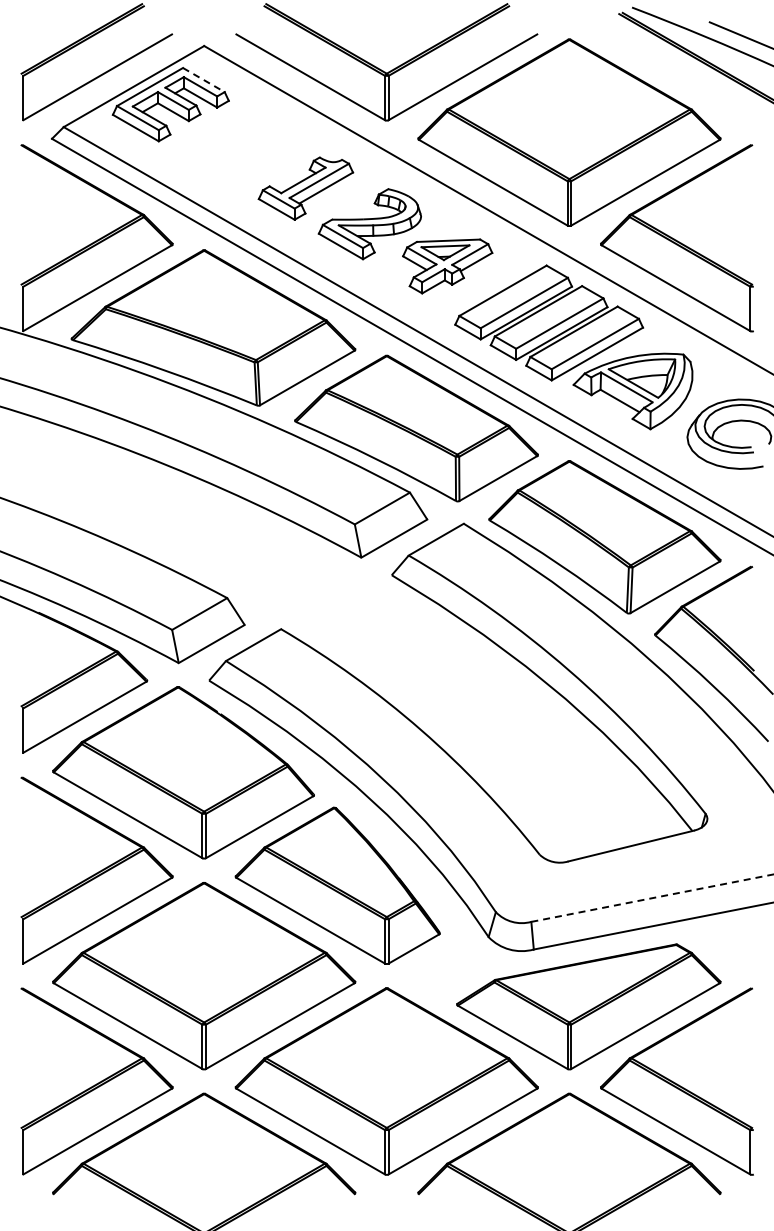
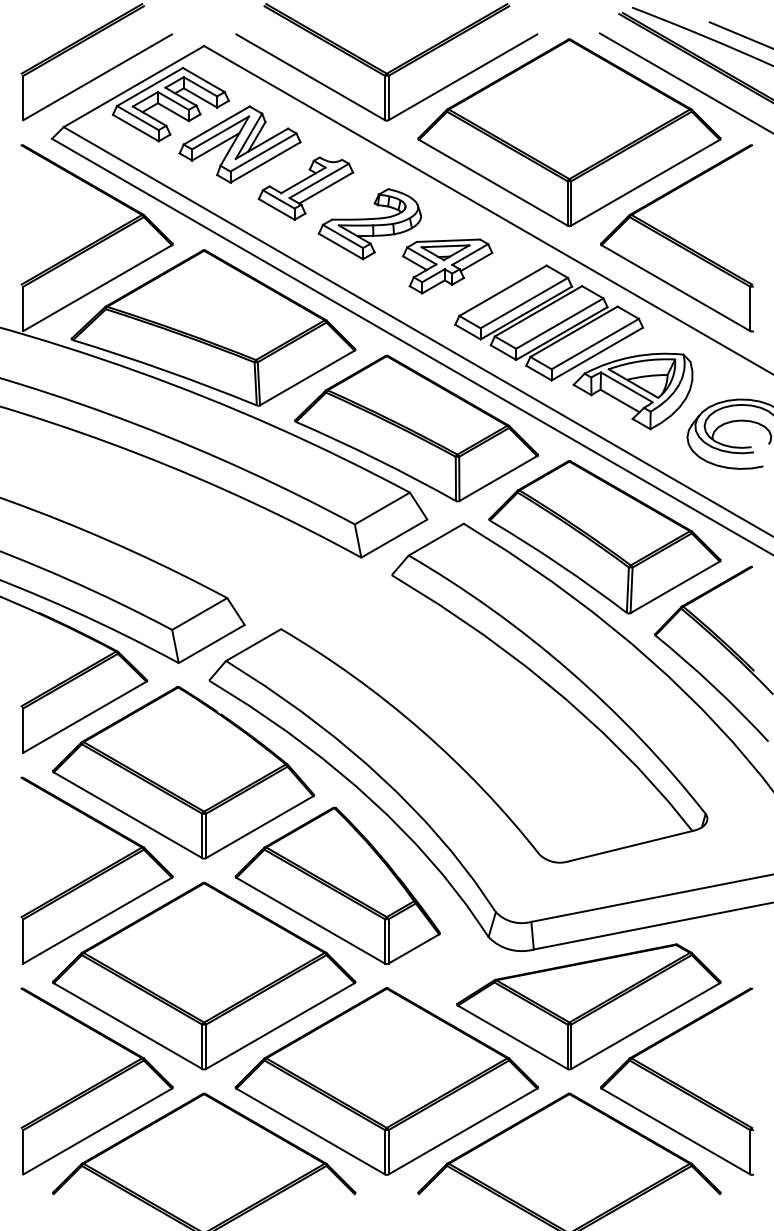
line: dashed -> solid (204, 80)
line: none -> present (684, 82)
part: none -> present (239, 144)
line: dashed -> solid (652, 898)
